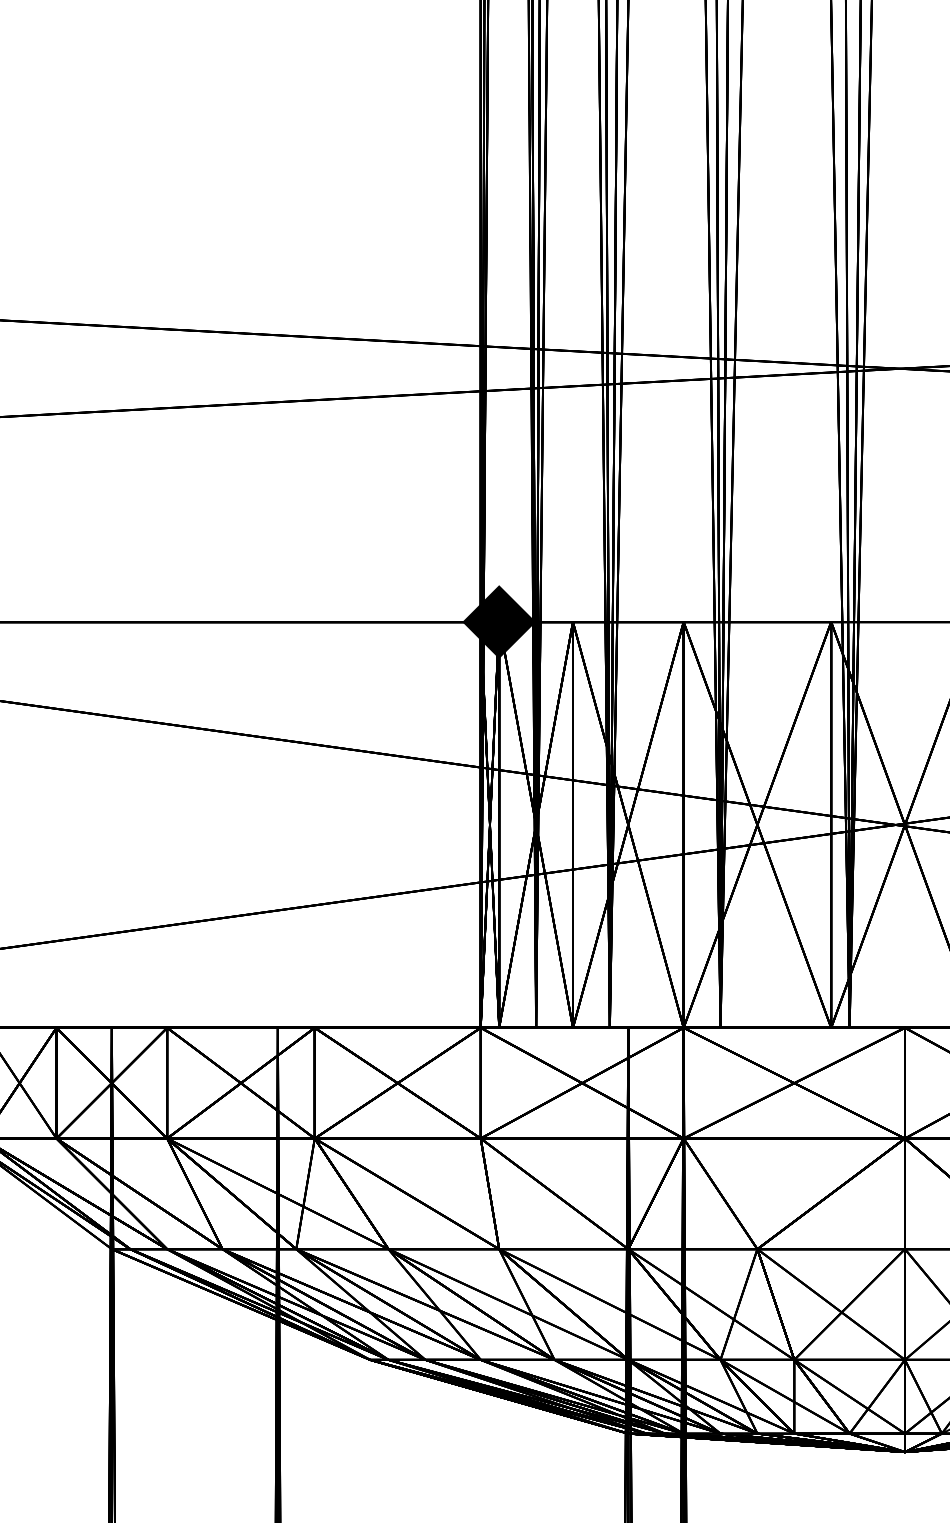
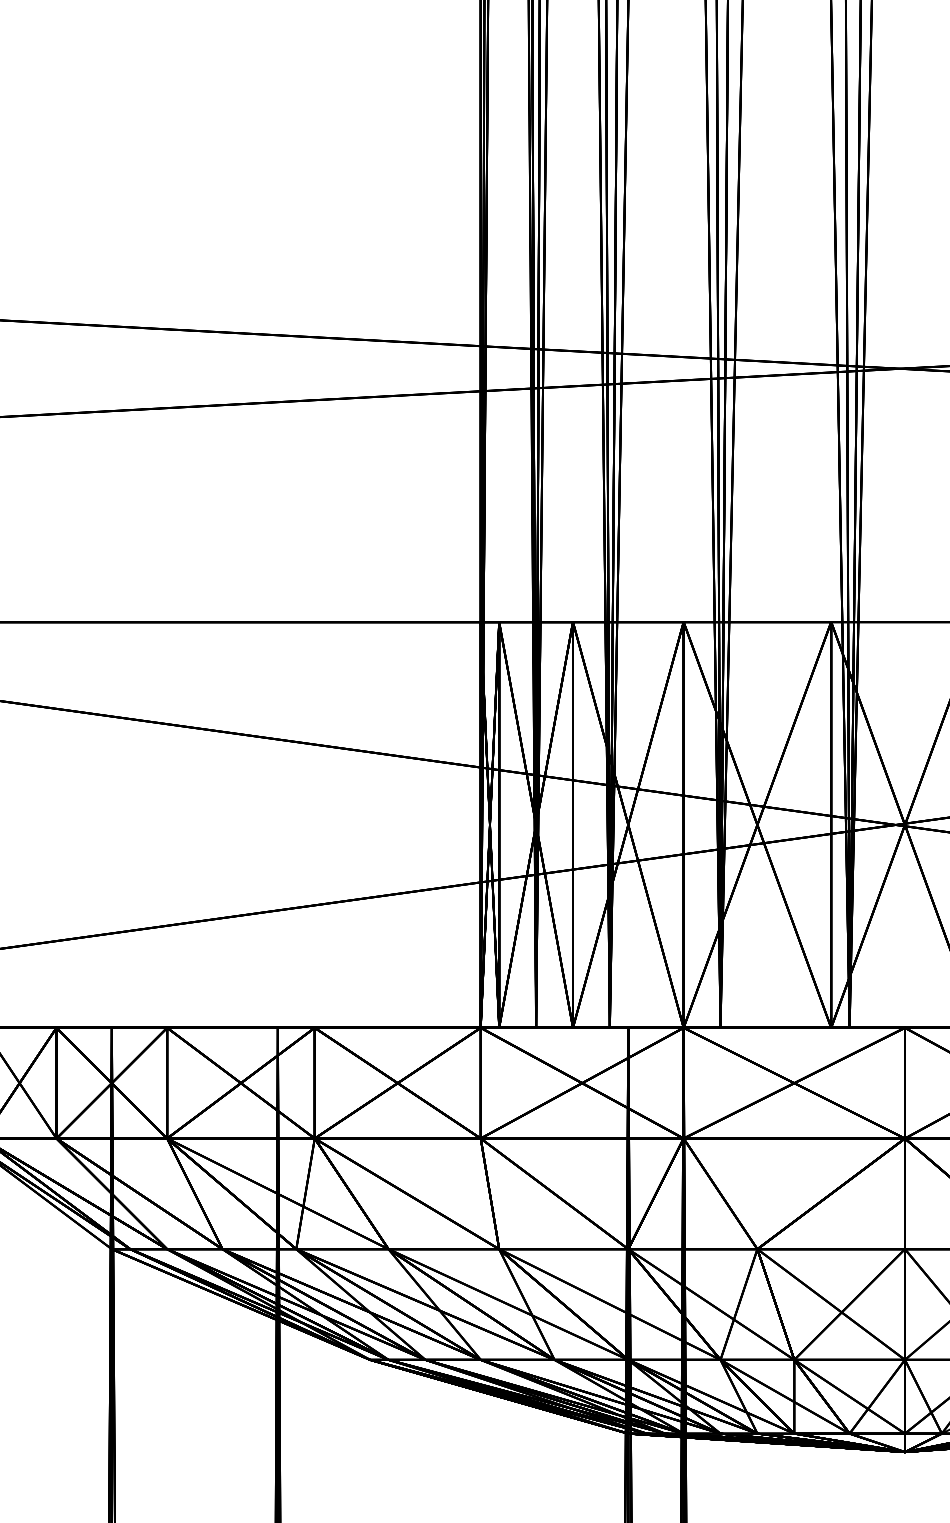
fill: present -> none (499, 621)
